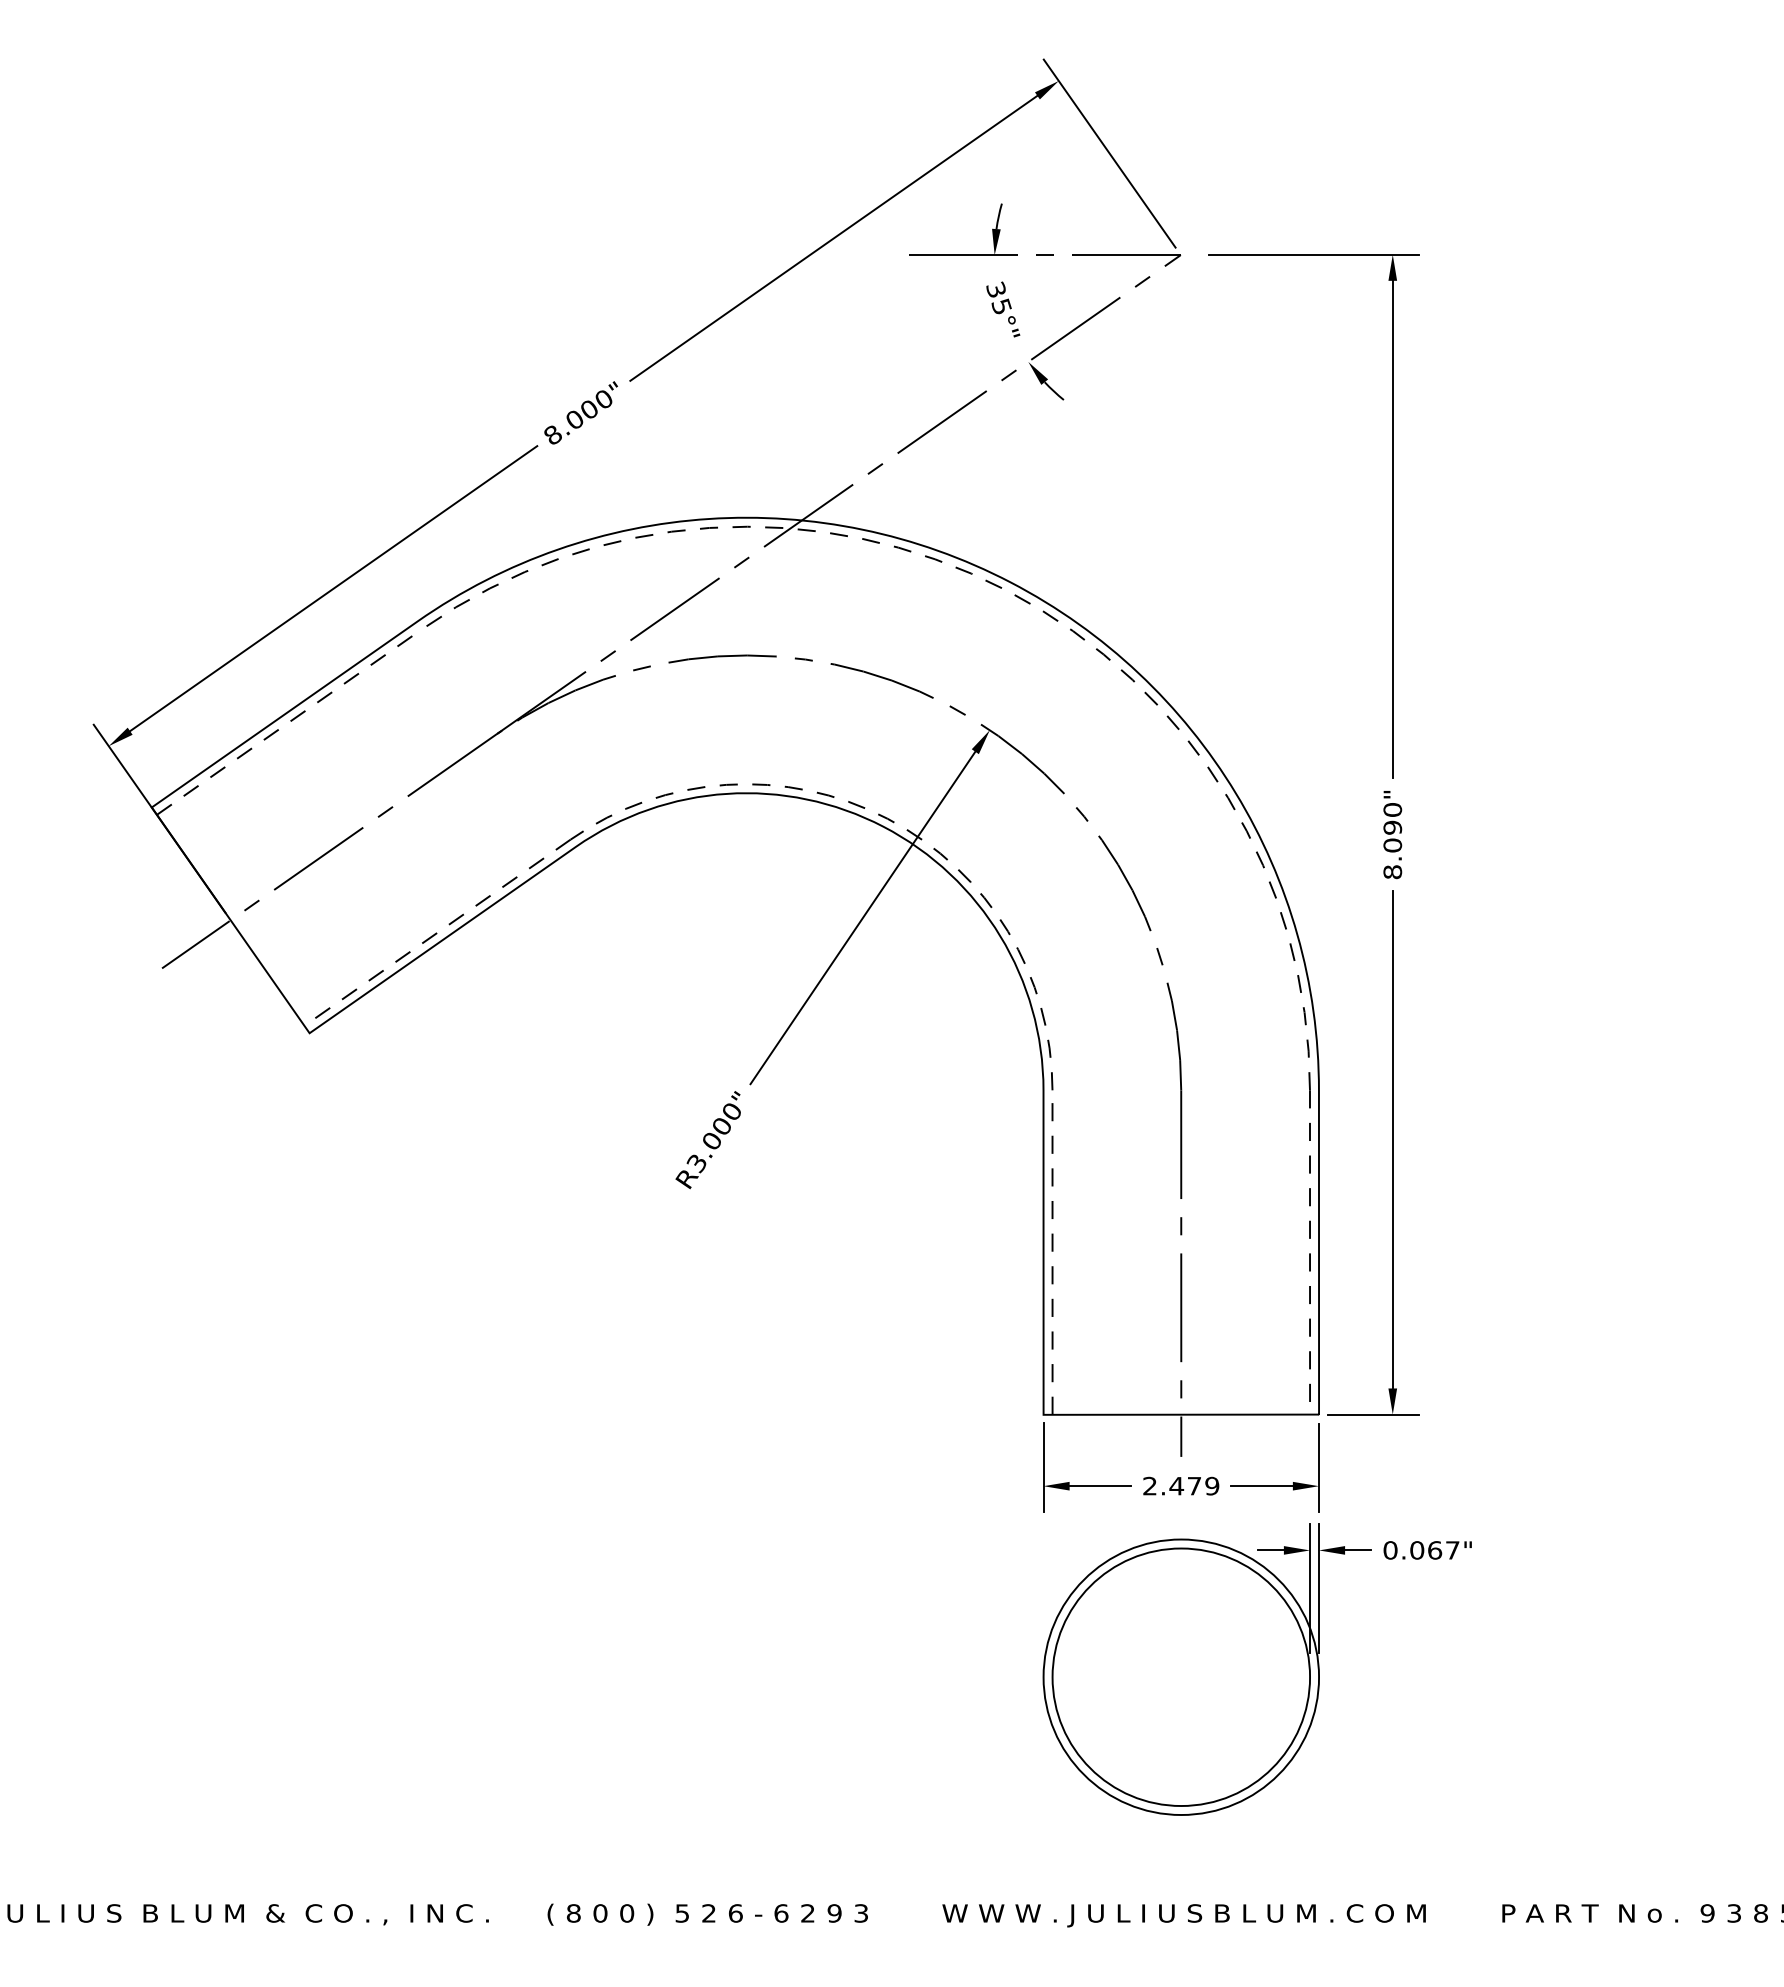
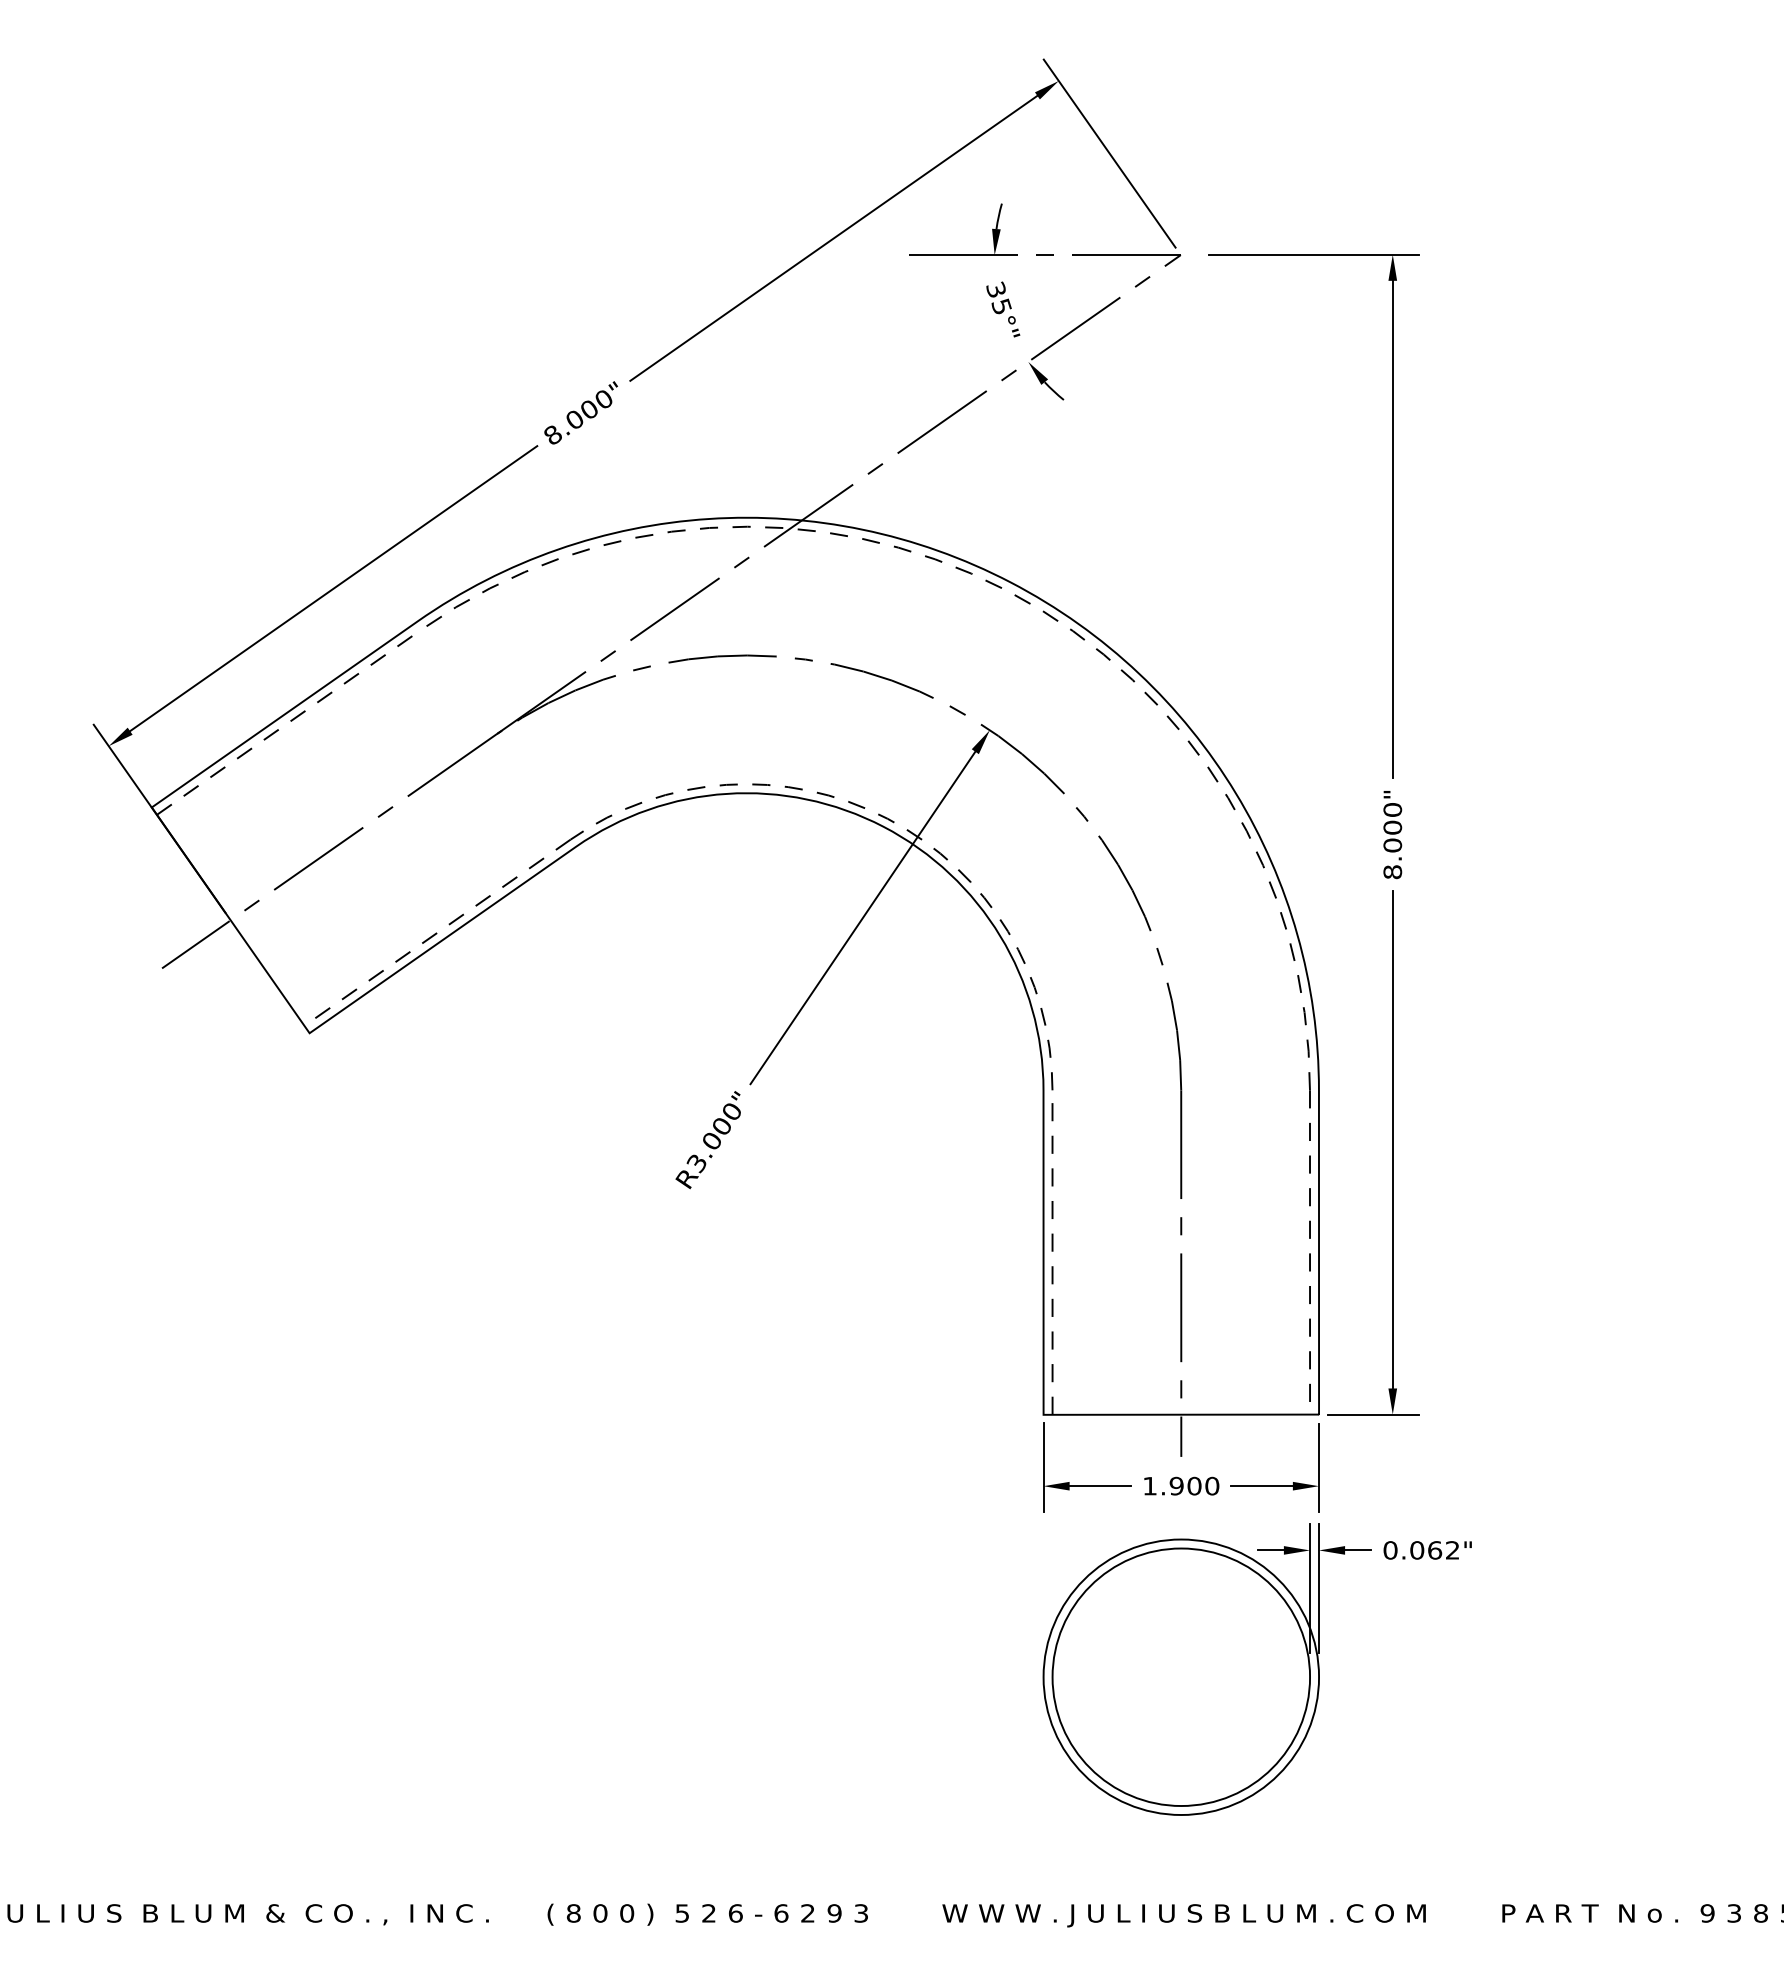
text: 8.090" -> 8.000" (1392, 827)
text: 2.479 -> 1.900 (1181, 1485)
text: 0.067" -> 0.062" (1452, 1550)
